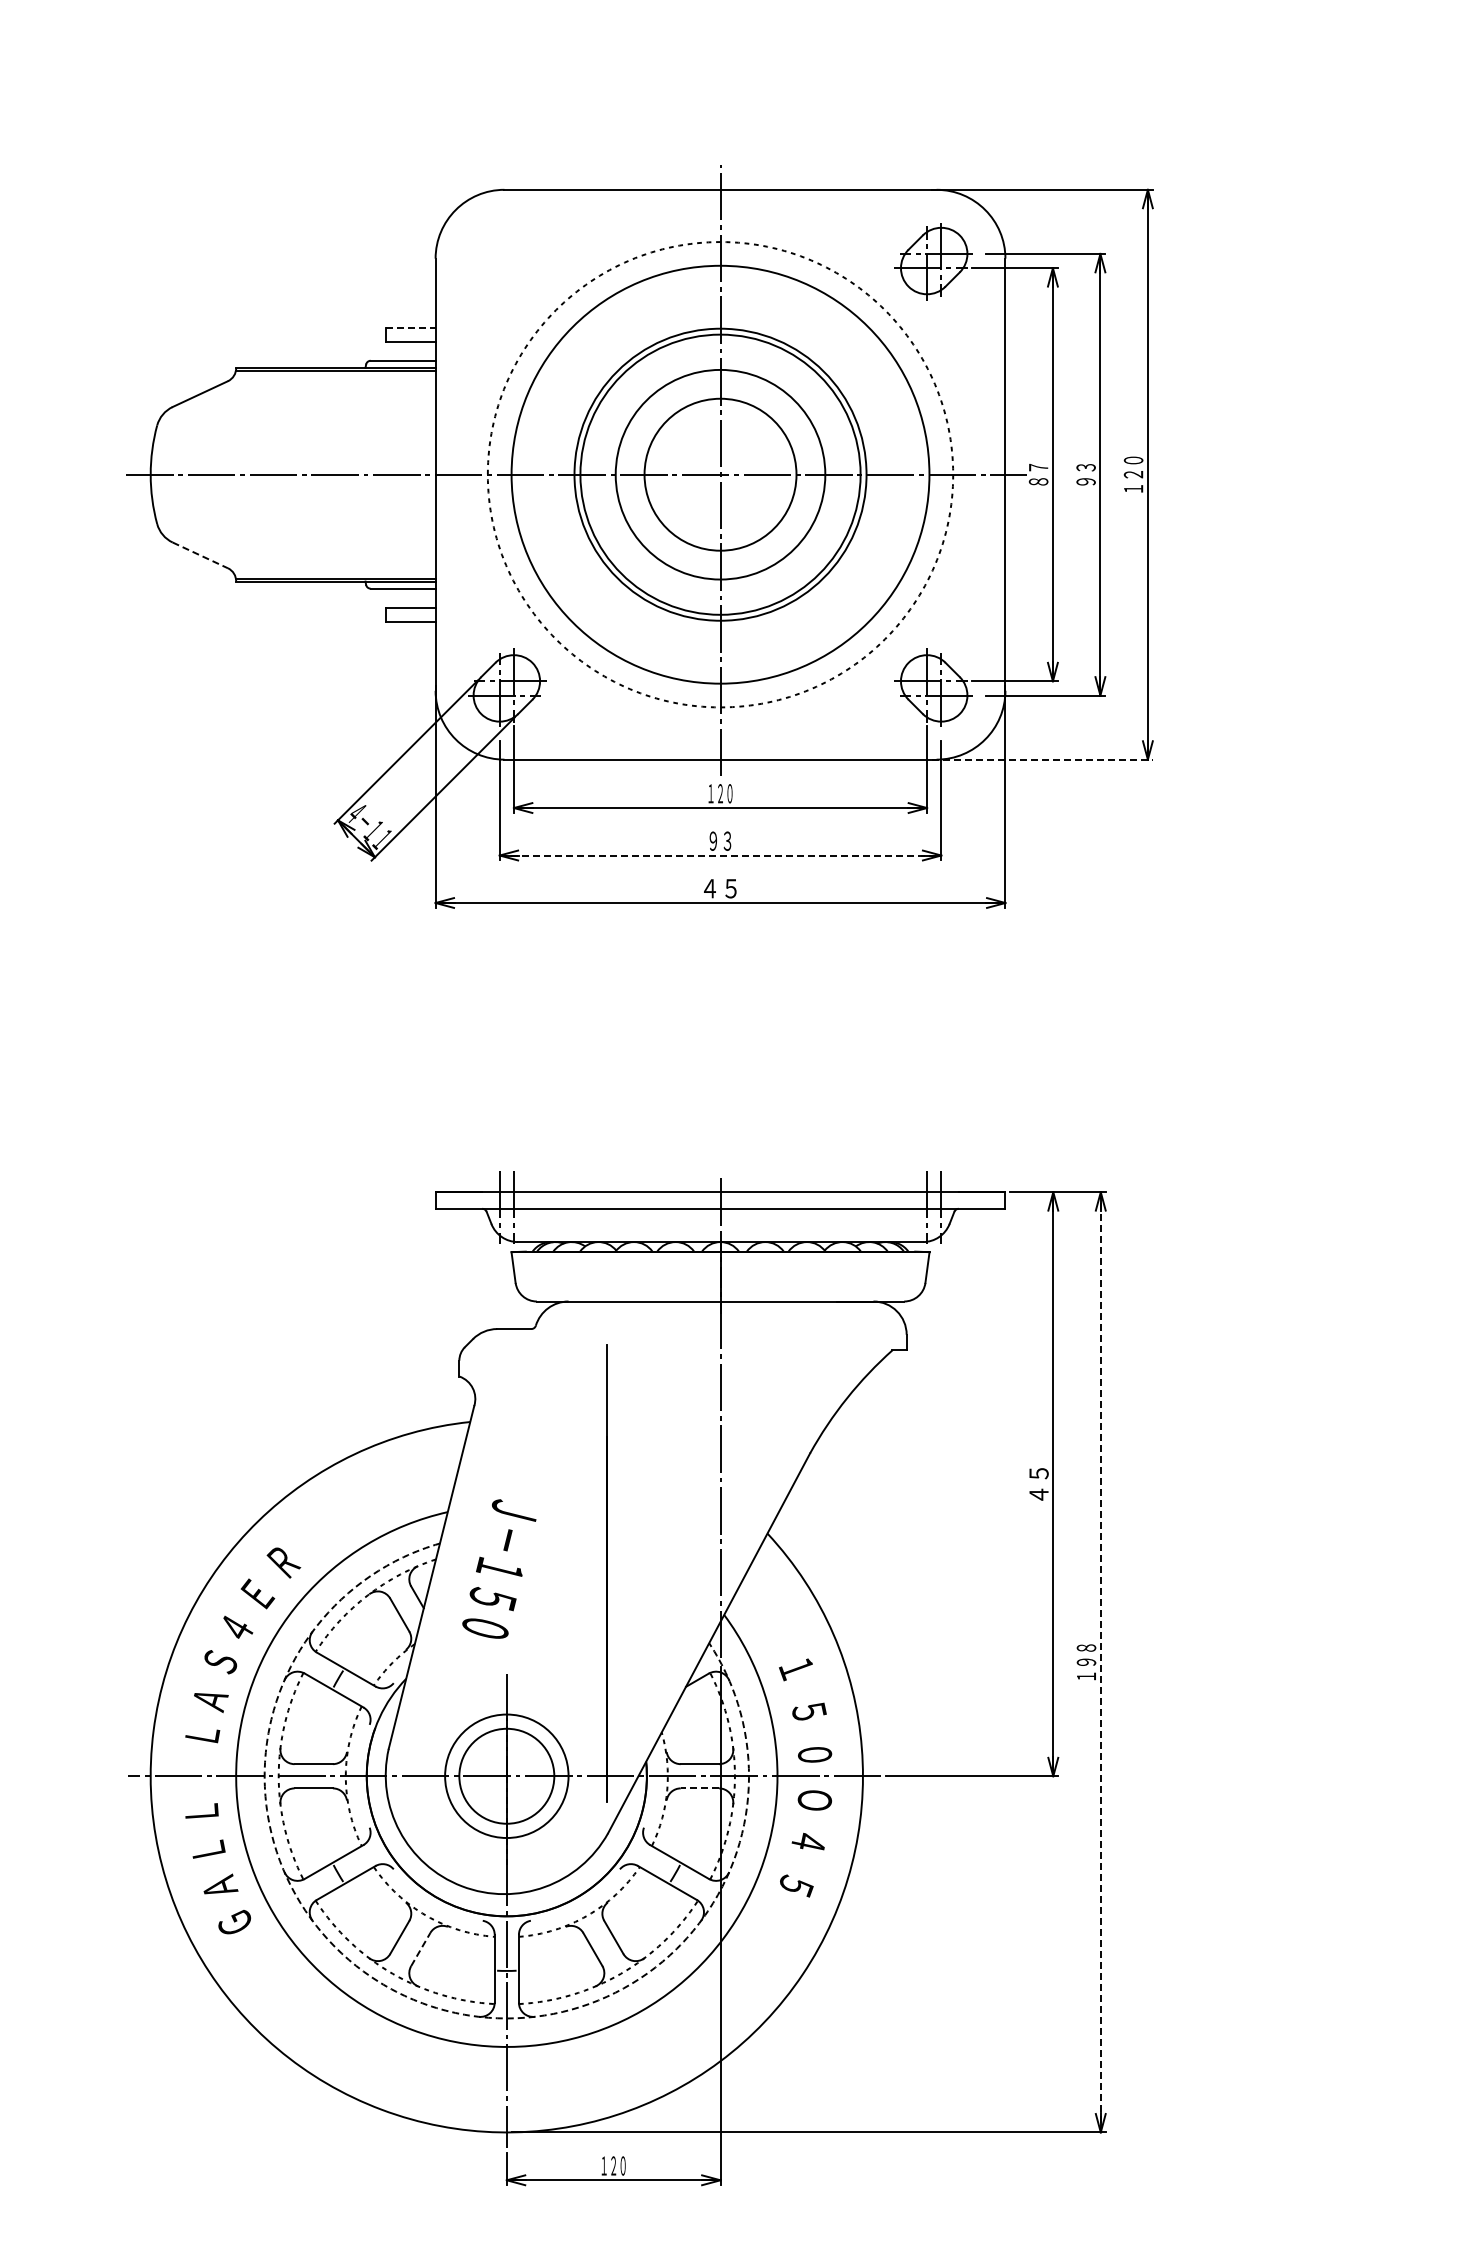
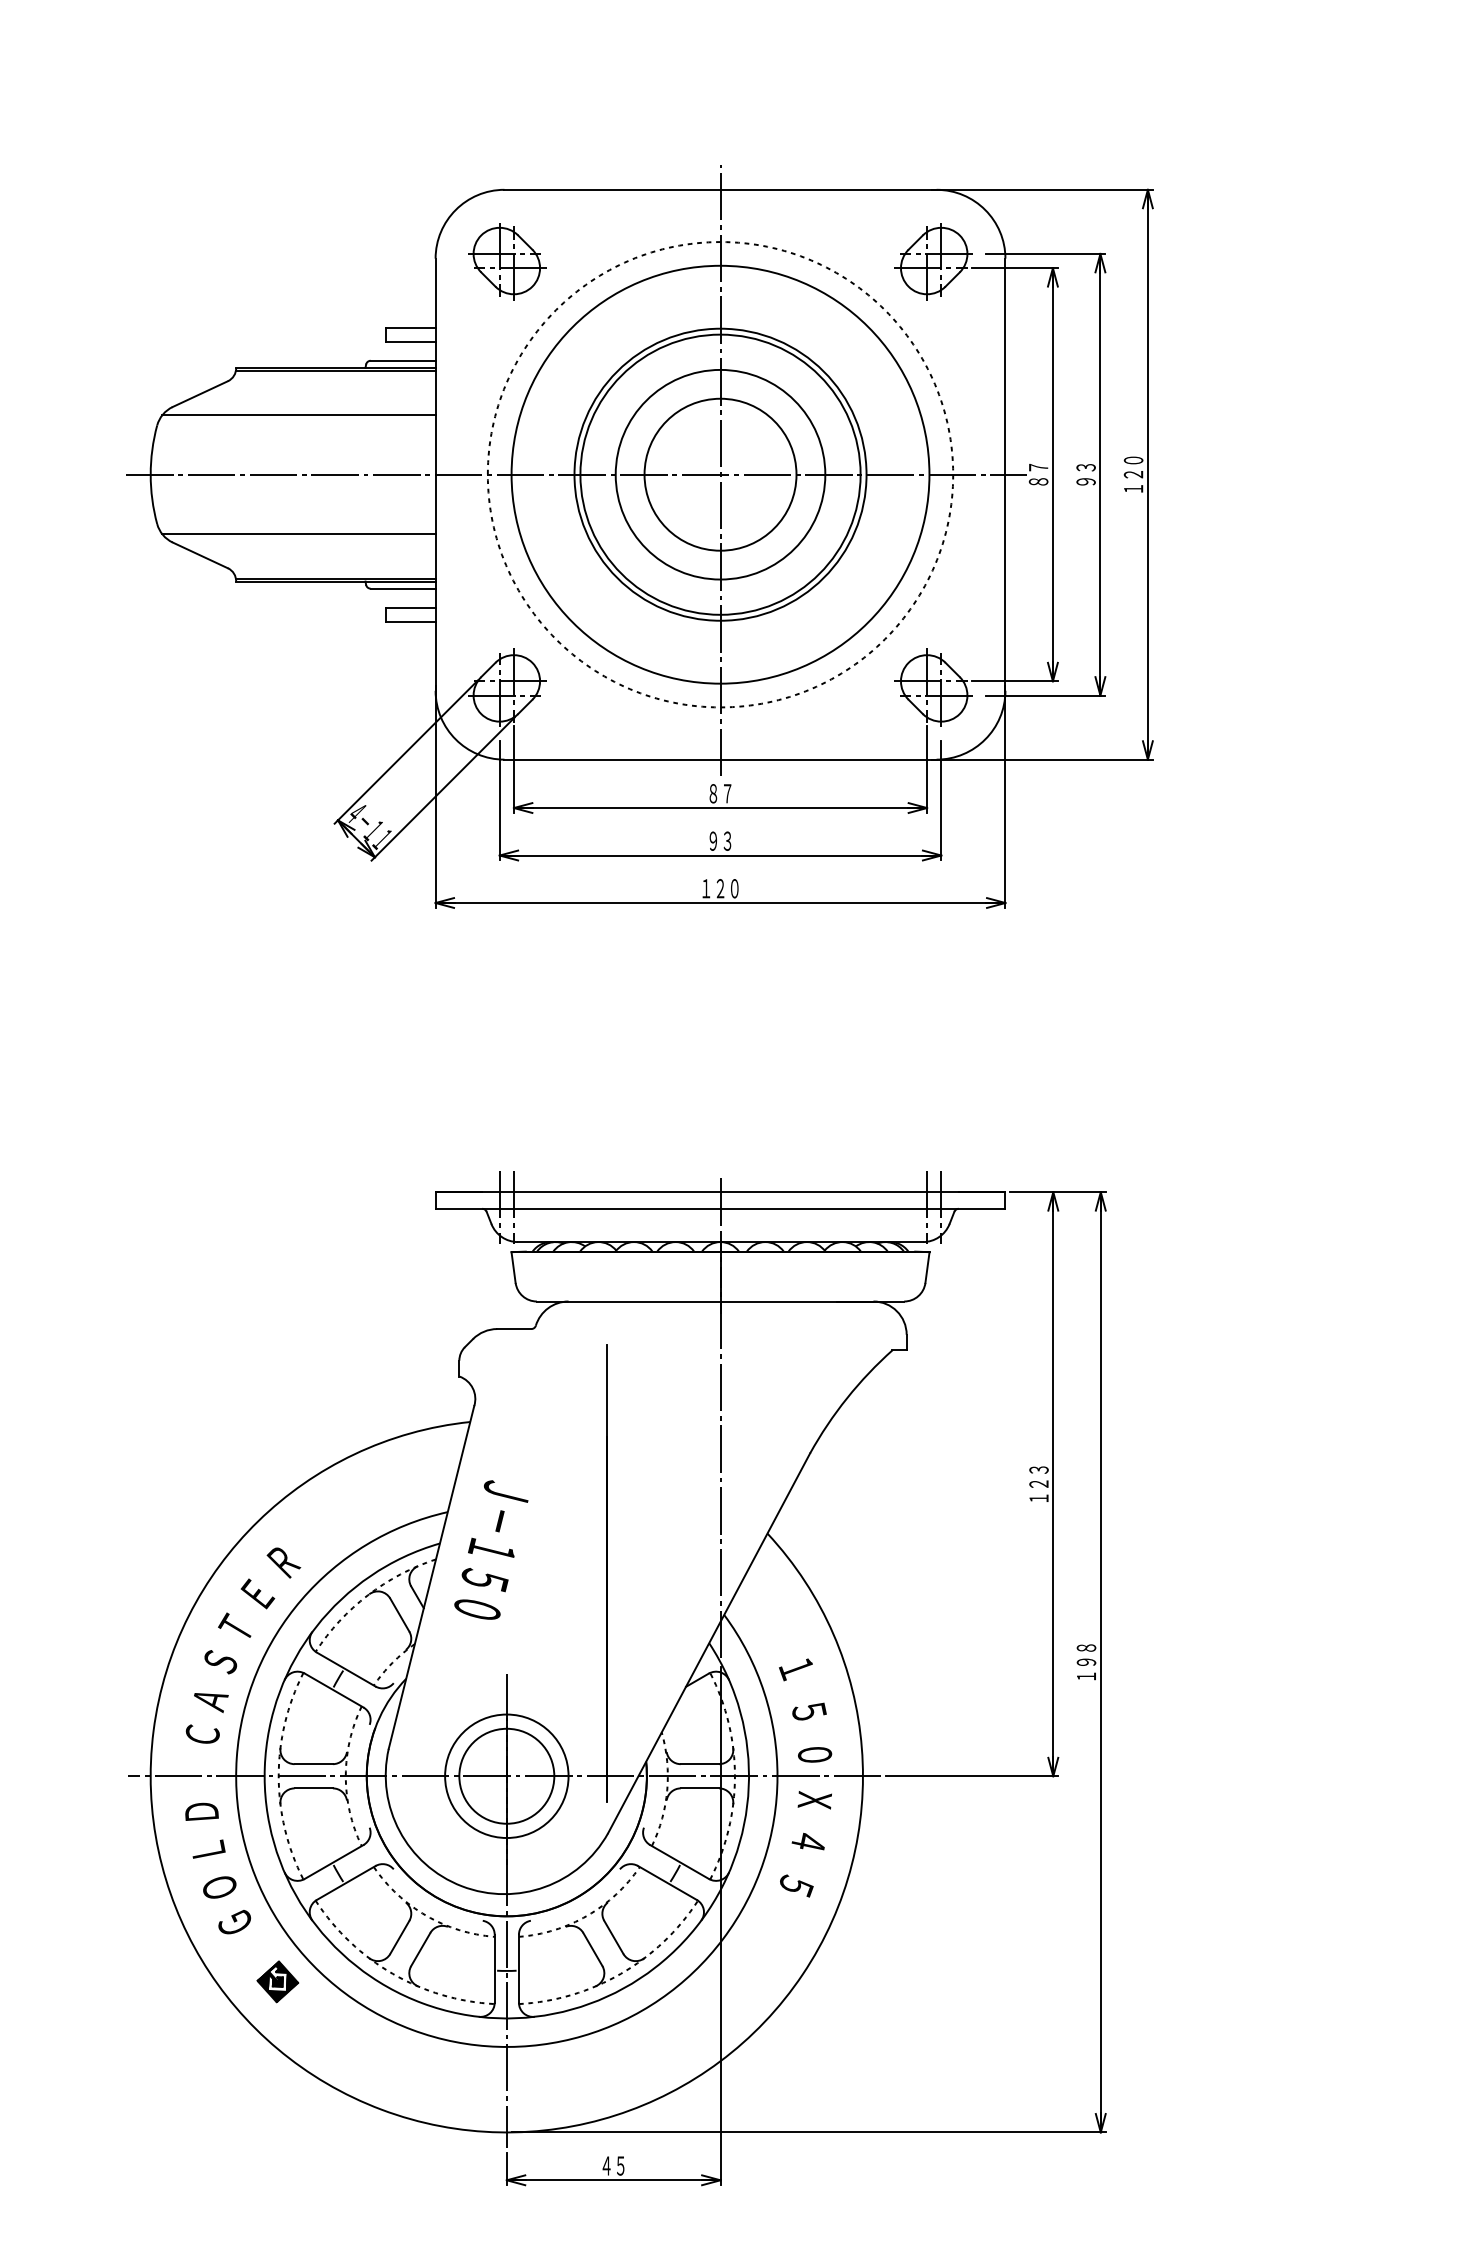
part: none -> present (507, 261)
line: dashed -> solid (410, 327)
line: none -> present (298, 415)
line: none -> present (298, 534)
line: dashed -> solid (200, 555)
line: dashed -> solid (1042, 759)
text: １２０ -> ８７ (720, 793)
line: dashed -> solid (720, 855)
text: ４５ -> １２０ (720, 888)
text: ４５ -> １２３ (1038, 1483)
text position: (499, 1568) -> (491, 1549) (491, 1549)
text: ４ -> Ｔ (235, 1625)
line: dashed -> solid (1100, 1662)
text: Ｌ -> Ｃ (202, 1733)
line: dashed -> solid (699, 1788)
text: Ｏ -> Ｘ (814, 1800)
text: Ｌ -> Ｄ (201, 1811)
text: Ａ -> Ｏ (220, 1885)
line: dashed -> solid (421, 1949)
part: none -> present (277, 1981)
arc: dashed -> solid (422, 2003)
text: １２０ -> ４５ (613, 2165)
